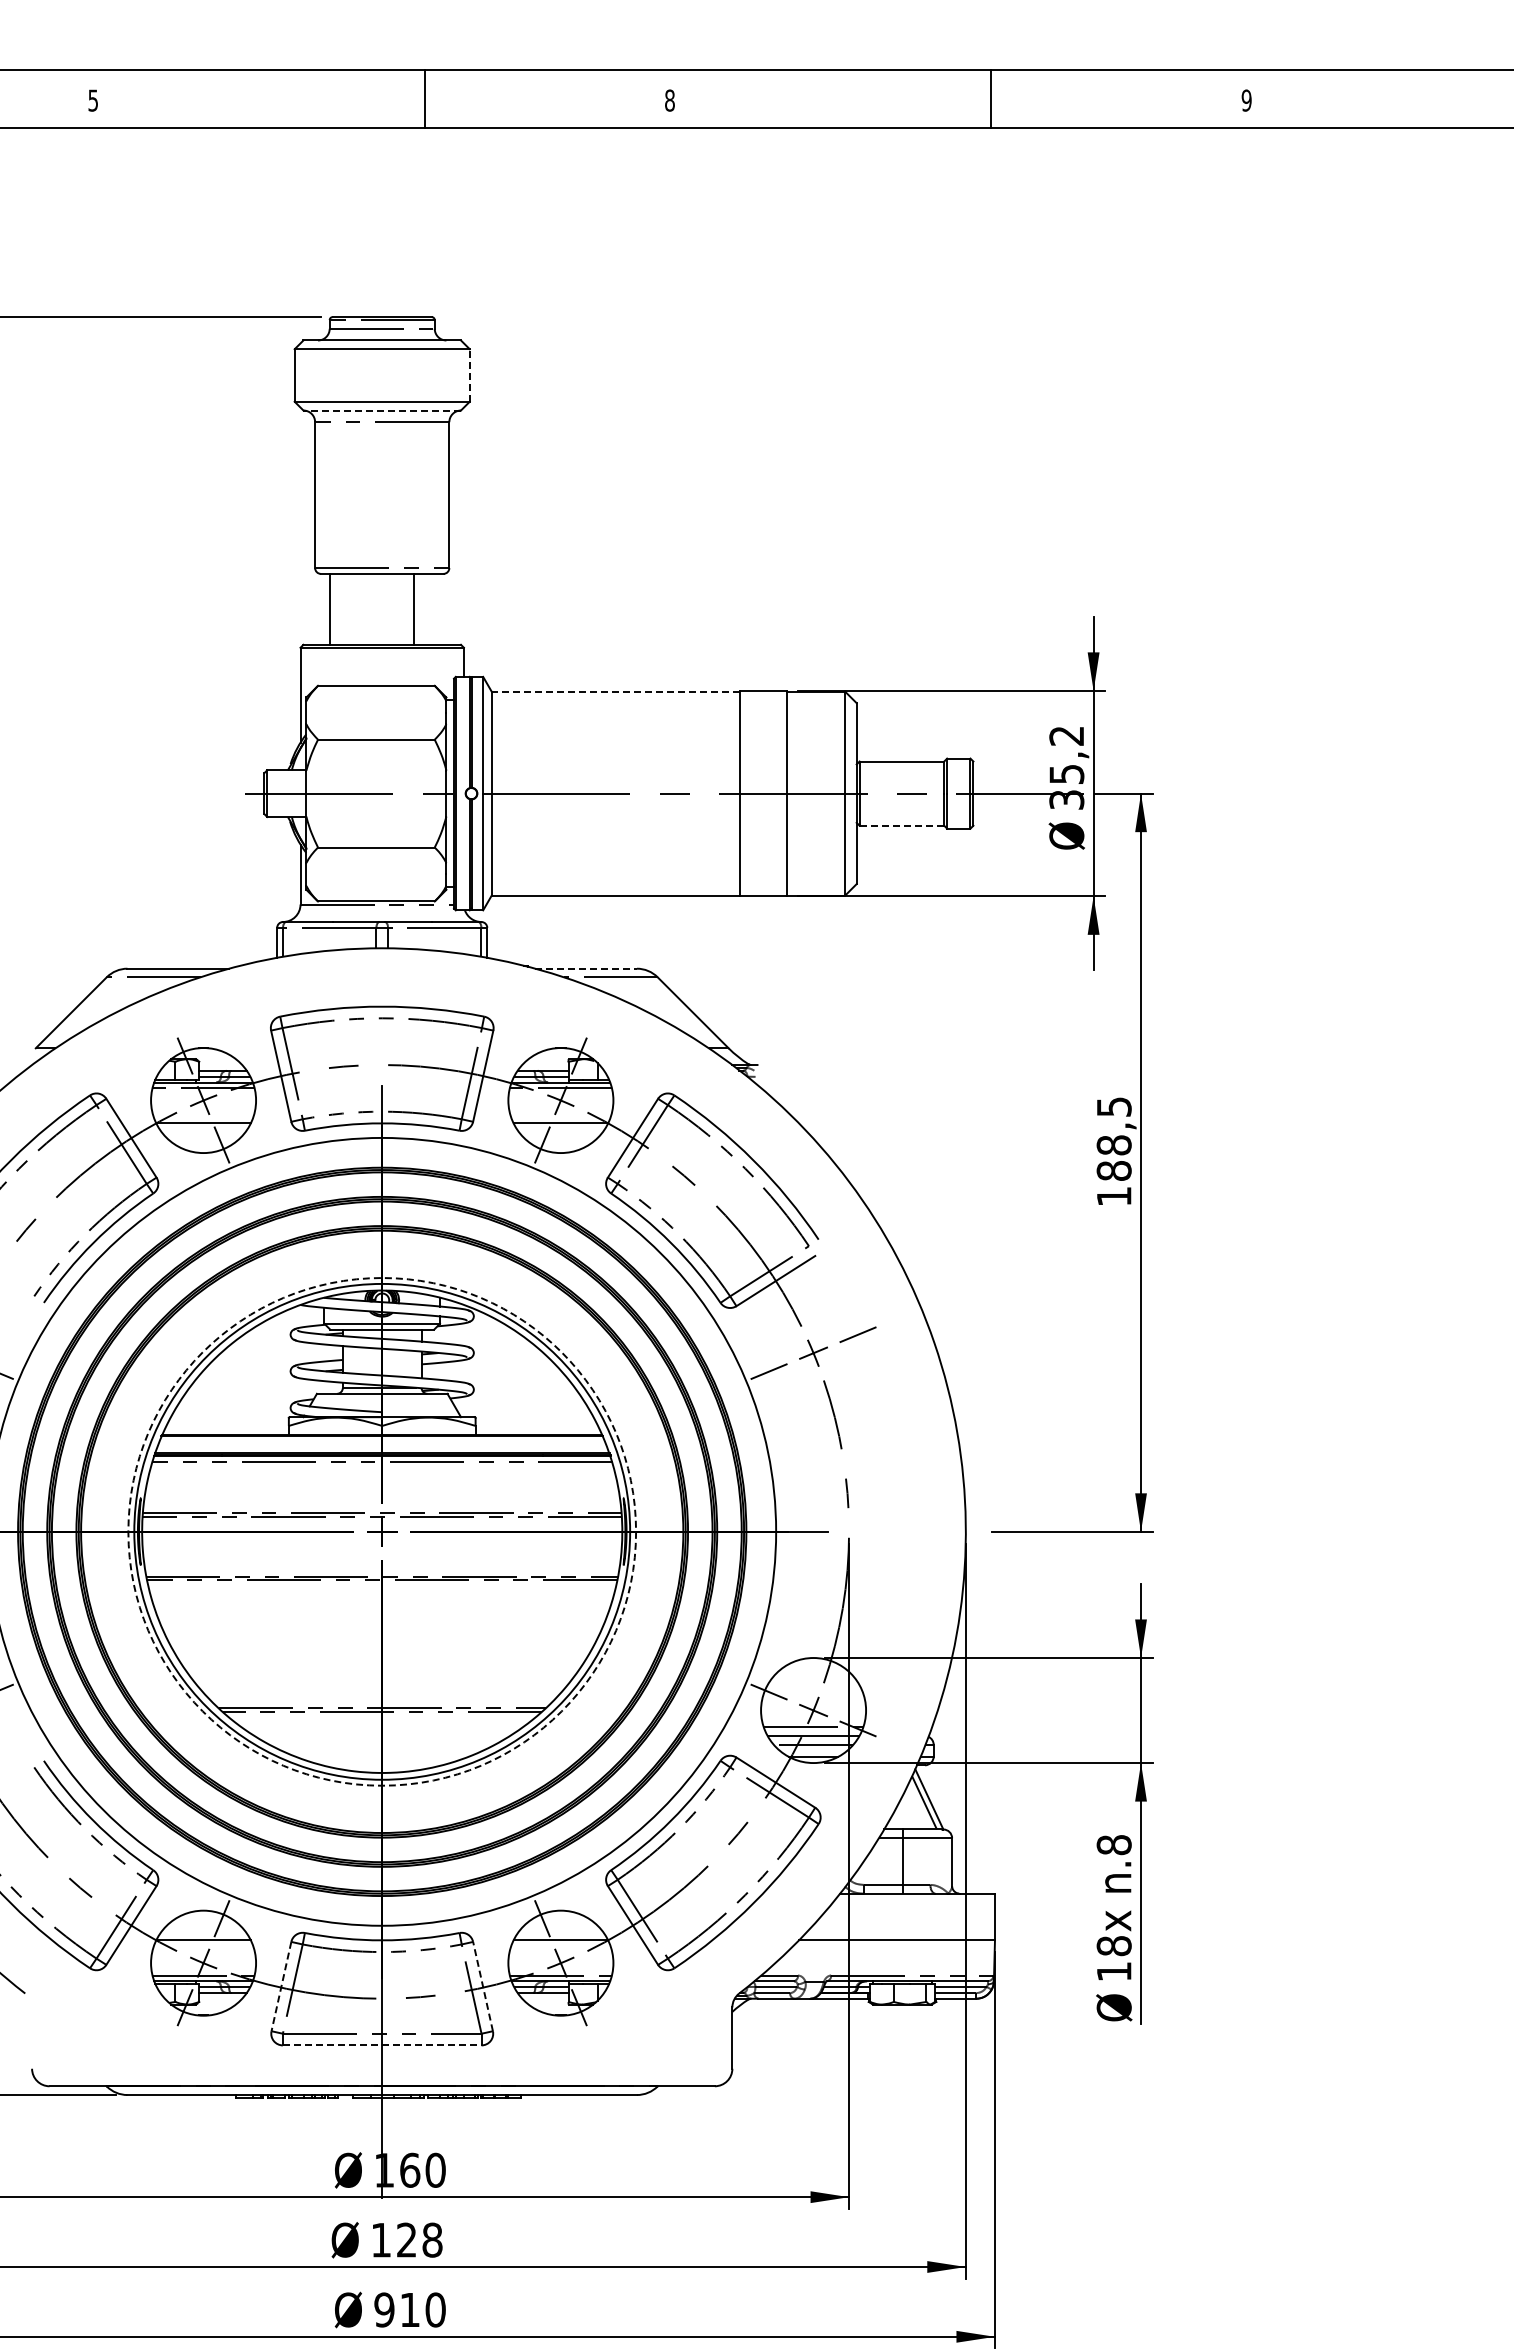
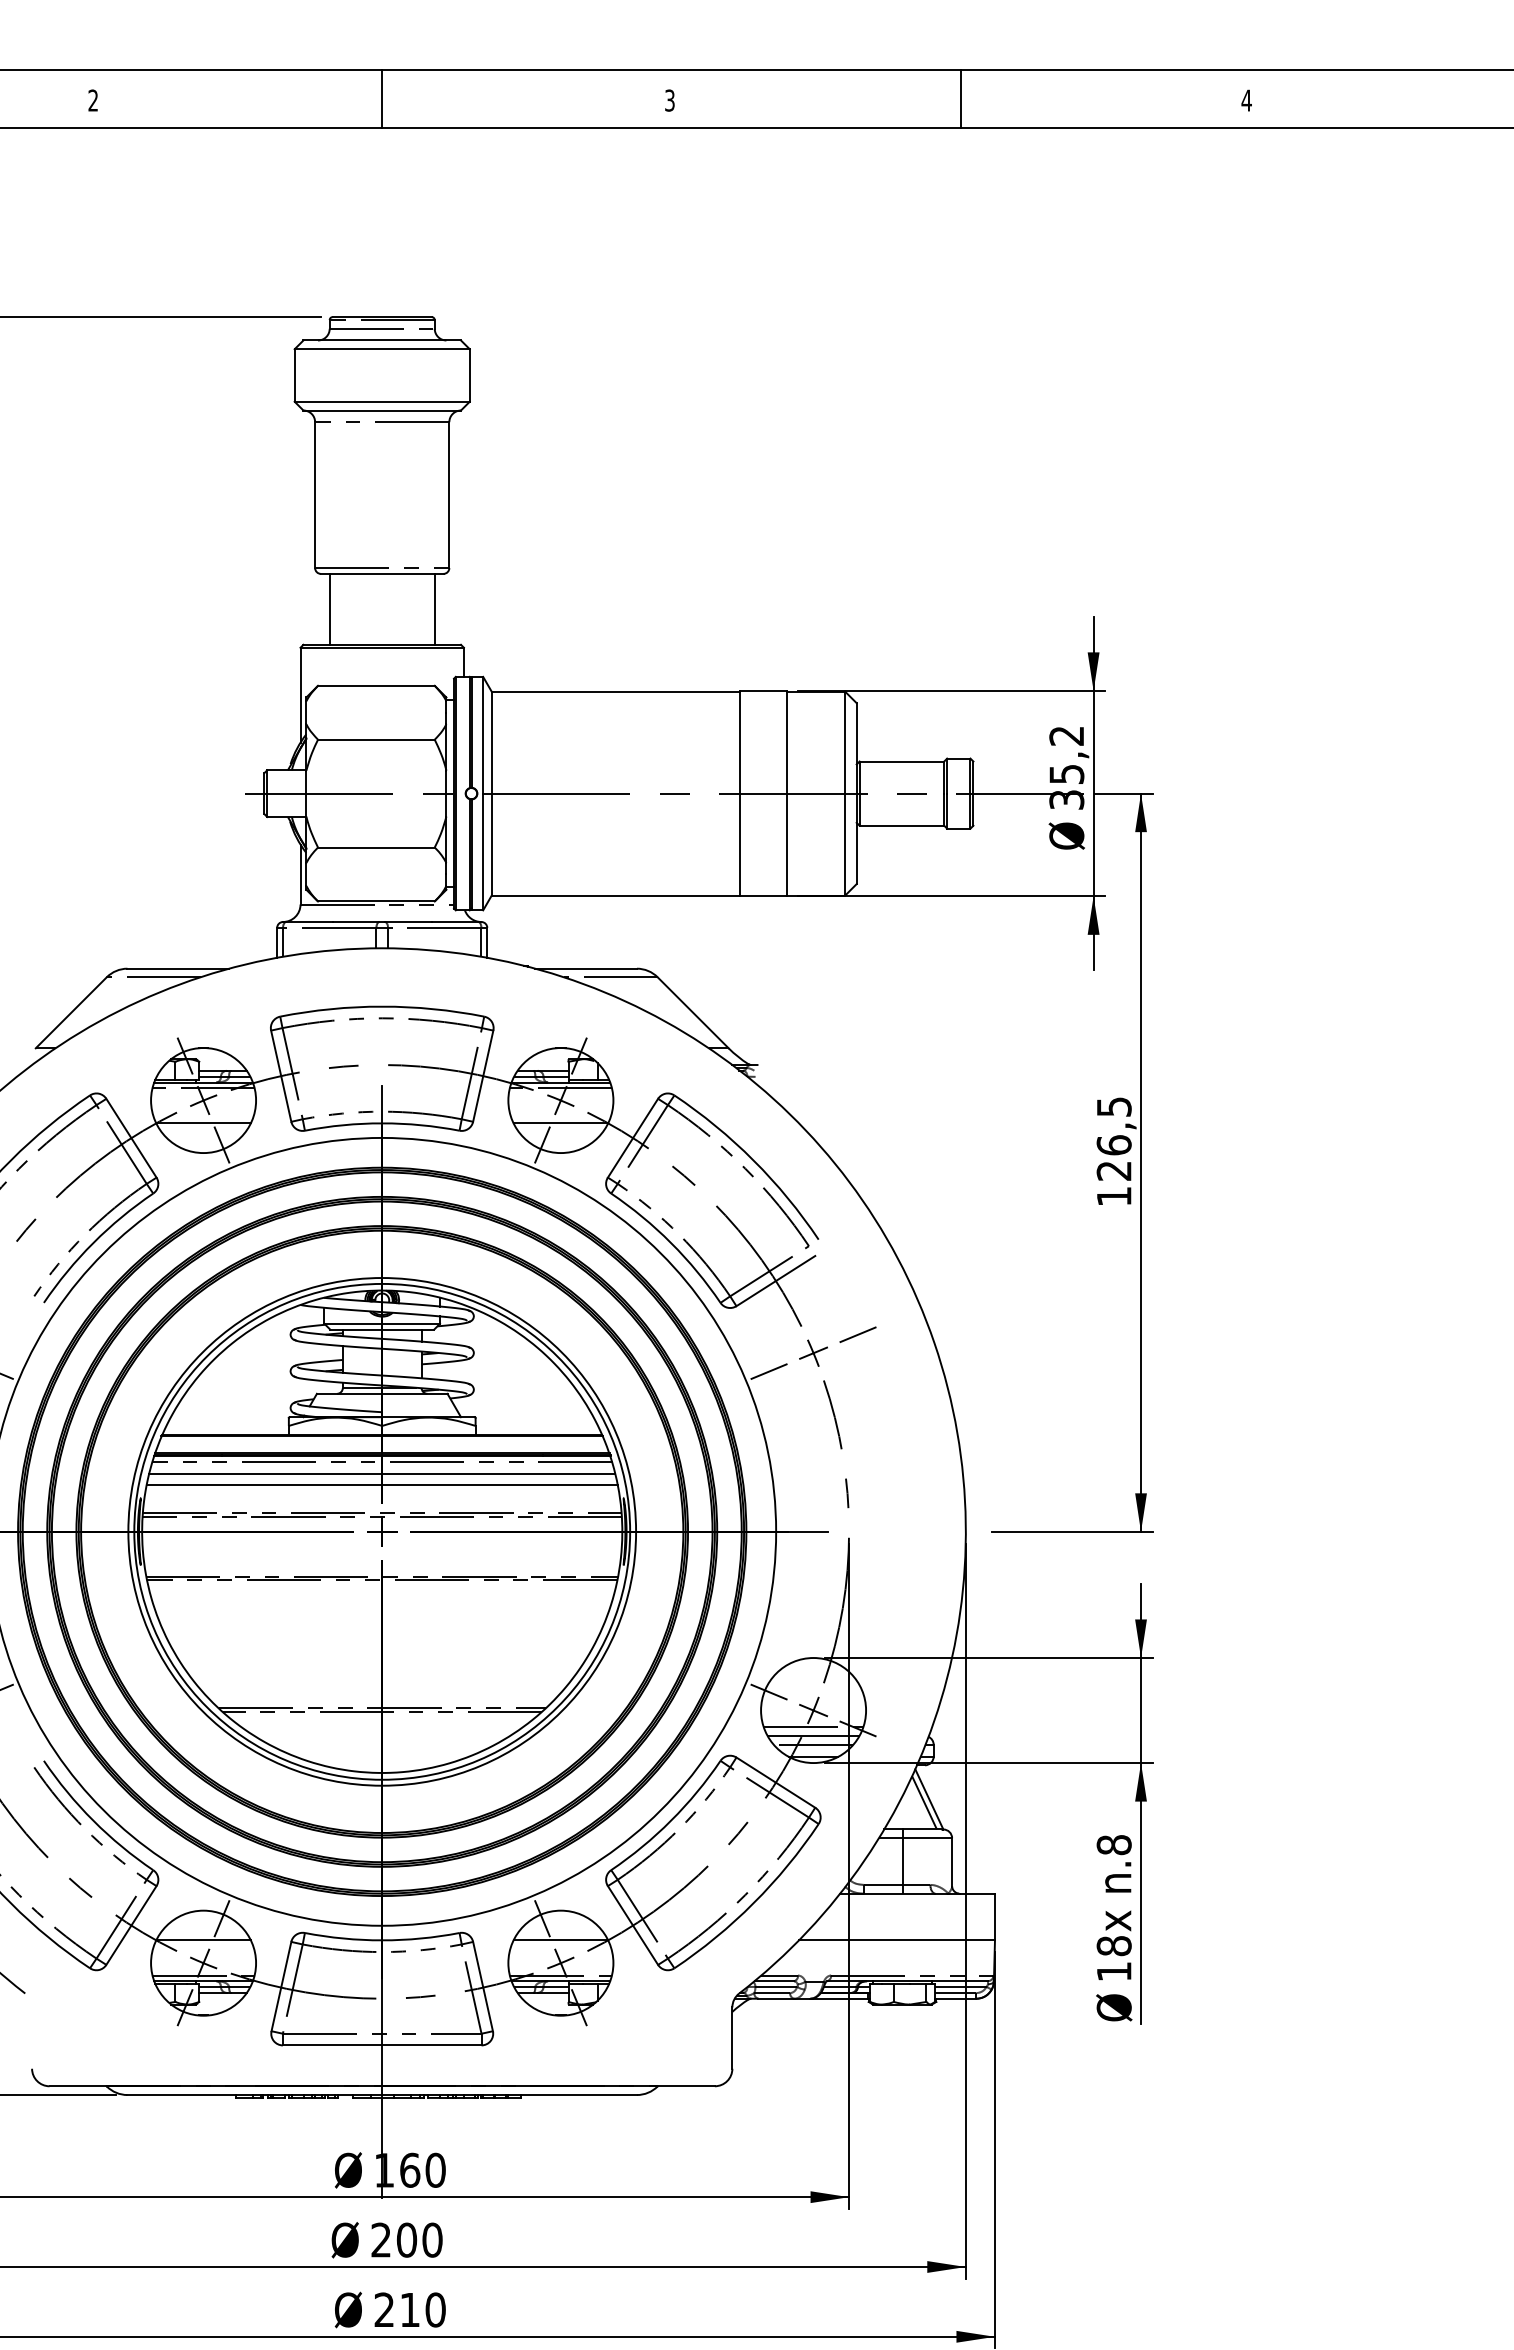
line position: (424, 99) -> (381, 99) (381, 99)
line position: (990, 99) -> (960, 99) (960, 99)
text: 5 -> 2 (92, 100)
text: 8 -> 3 (669, 100)
text: 9 -> 4 (1246, 100)
line: dashed -> solid (469, 375)
line: dashed -> solid (382, 410)
line position: (413, 608) -> (434, 608) (434, 608)
line: dashed -> solid (615, 691)
line: dashed -> solid (902, 825)
line: dashed -> solid (586, 968)
text: 188,5 -> 126,5 (1113, 1157)
line: none -> present (382, 1473)
line: none -> present (382, 1485)
circle: dashed -> solid (382, 1531)
line: dashed -> solid (281, 1986)
line: dashed -> solid (483, 1986)
line: dashed -> solid (382, 2045)
text: 128 -> 200 (406, 2239)
text: 910 -> 210 (384, 2309)
